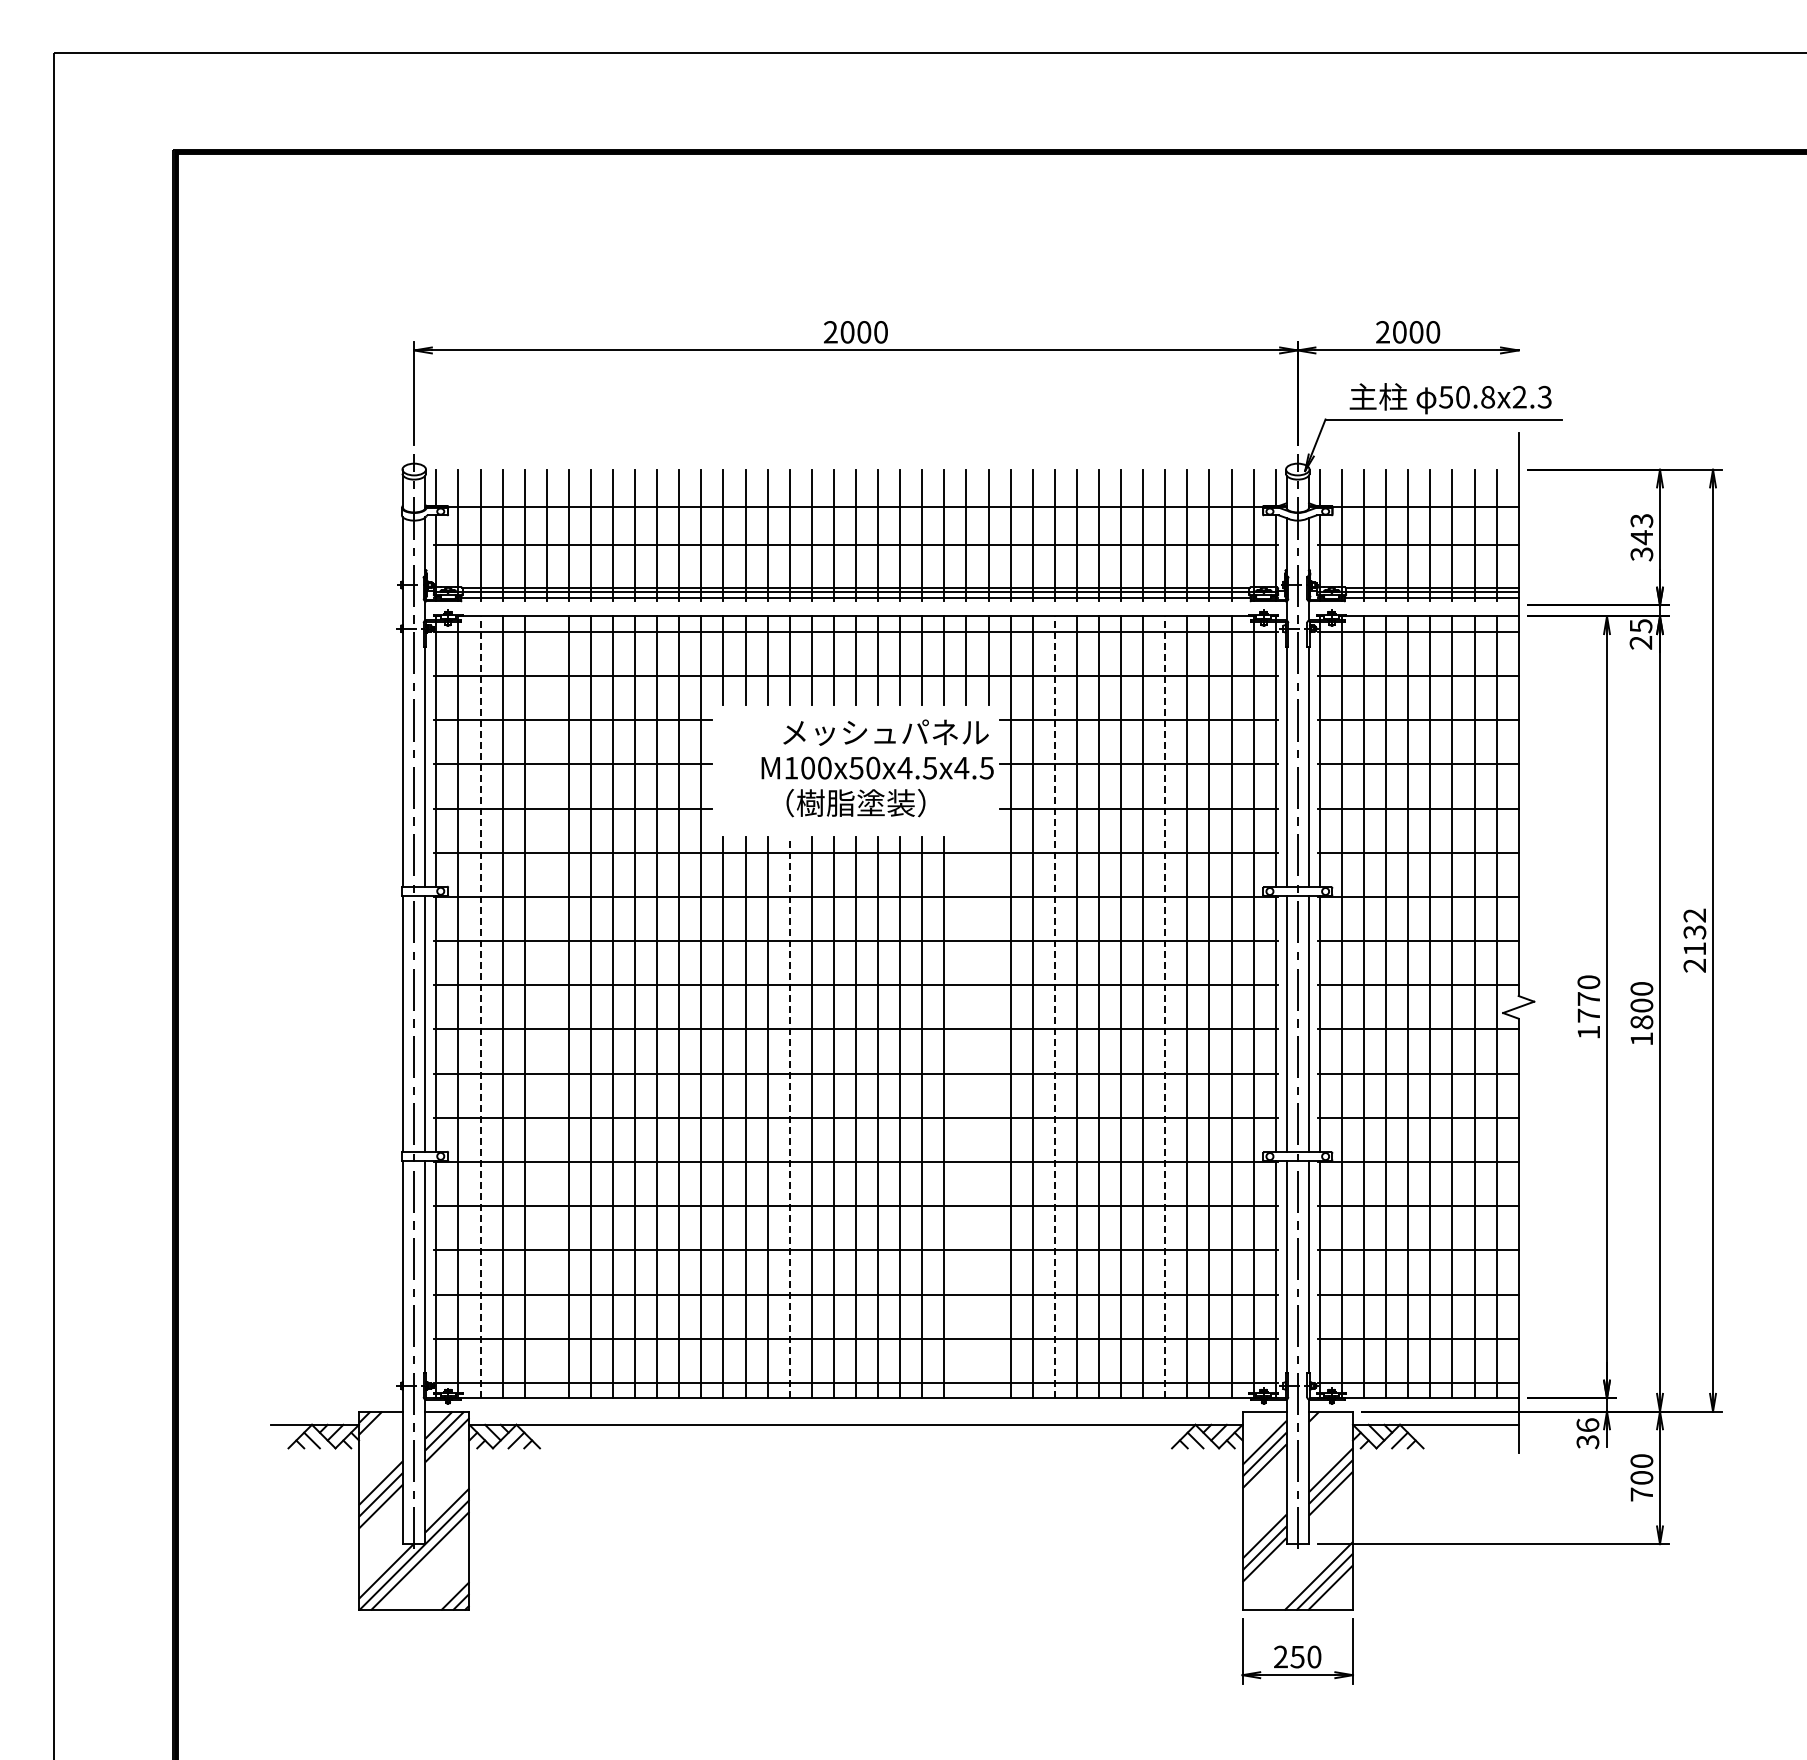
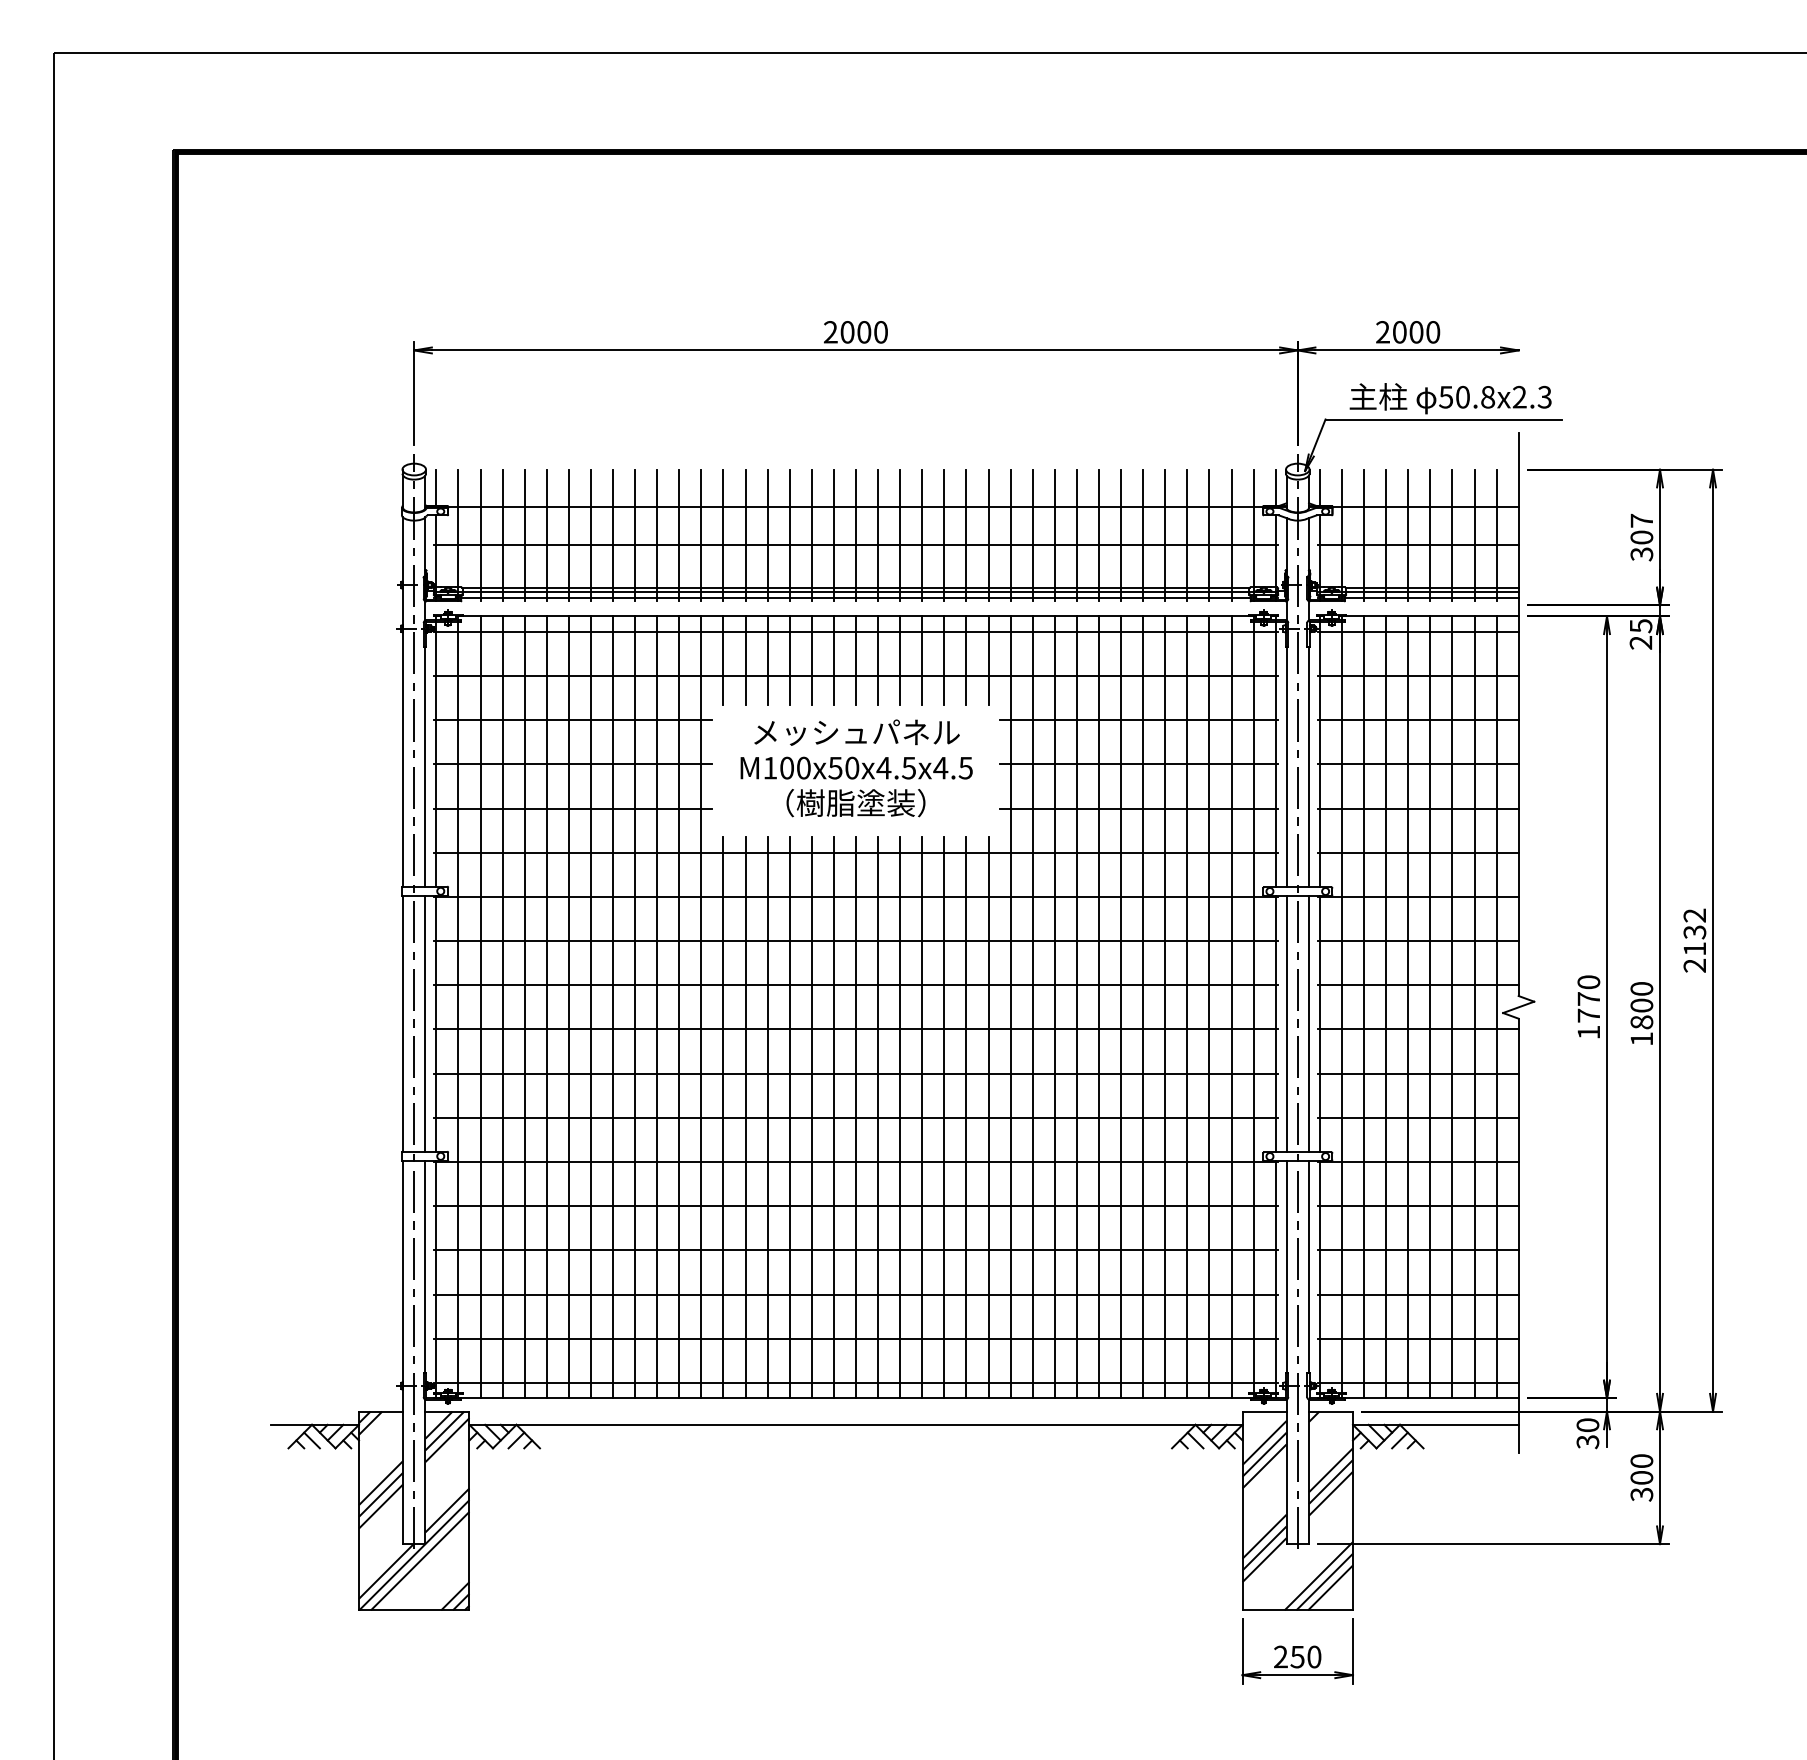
text: 343 -> 307 (1641, 529)
text position: (885, 732) -> (856, 732) (856, 732)
text position: (877, 767) -> (856, 767) (856, 767)
line: dashed -> solid (480, 1007)
line: none -> present (546, 1007)
line: dashed -> solid (1054, 1007)
line: dashed -> solid (1165, 1007)
line: dashed -> solid (789, 1117)
line: none -> present (966, 1117)
line: none -> present (988, 1117)
text: 36 -> 30 (1587, 1425)
text: 700 -> 300 (1641, 1494)
